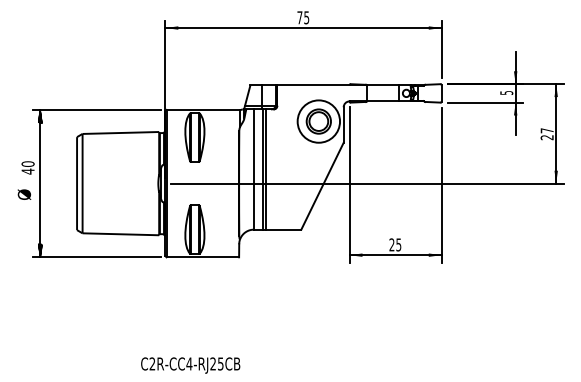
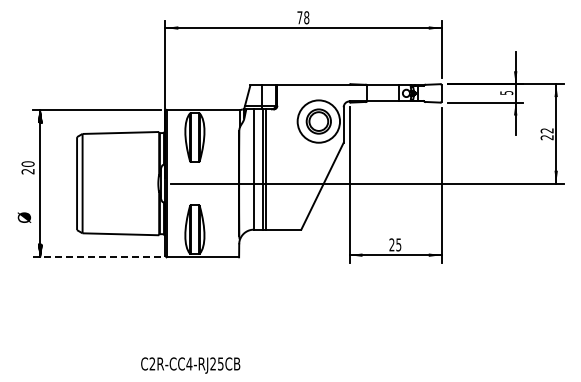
text: 75 -> 78 (306, 17)
text: 27 -> 22 (546, 130)
text: 40 -> 20 (27, 171)
text position: (24, 194) -> (24, 217) (24, 217)
line: solid -> dashed (96, 257)
